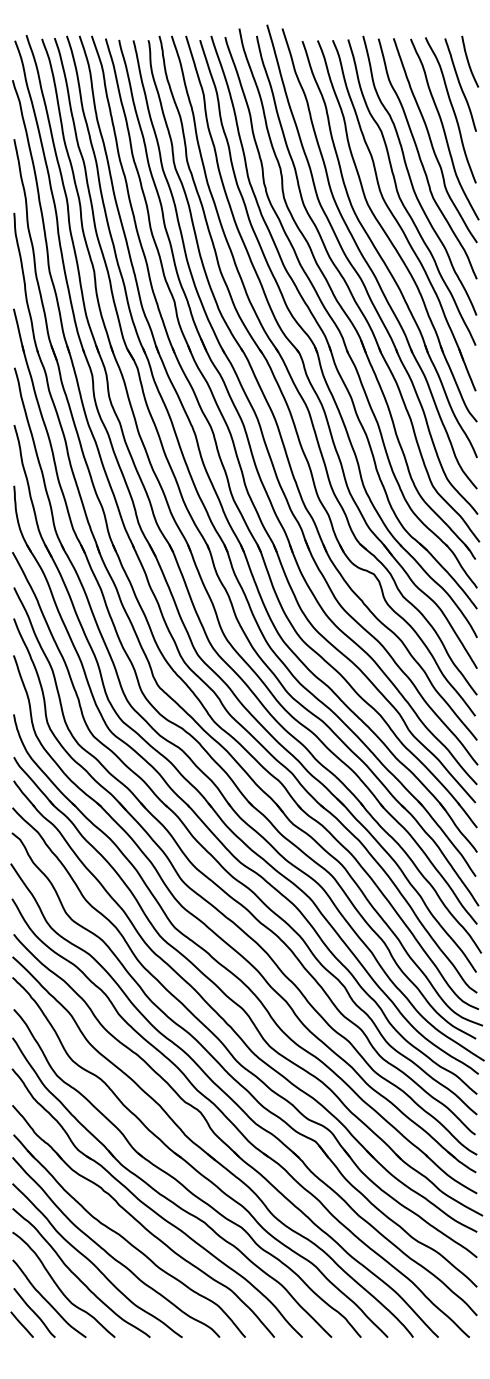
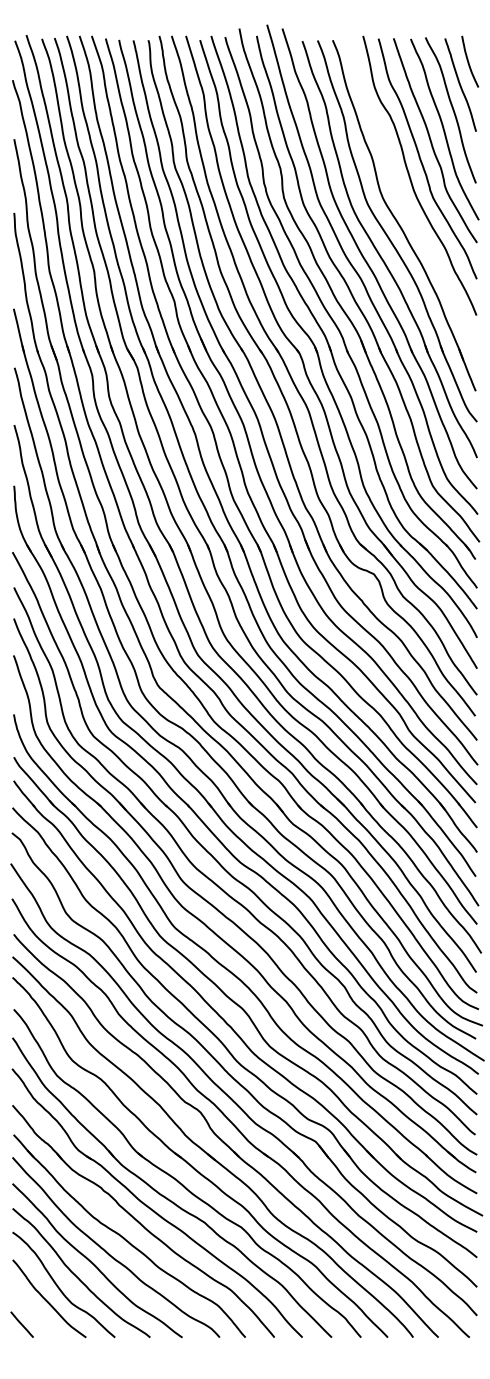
curve: present -> none (400, 196)
curve: present -> none (34, 1312)
